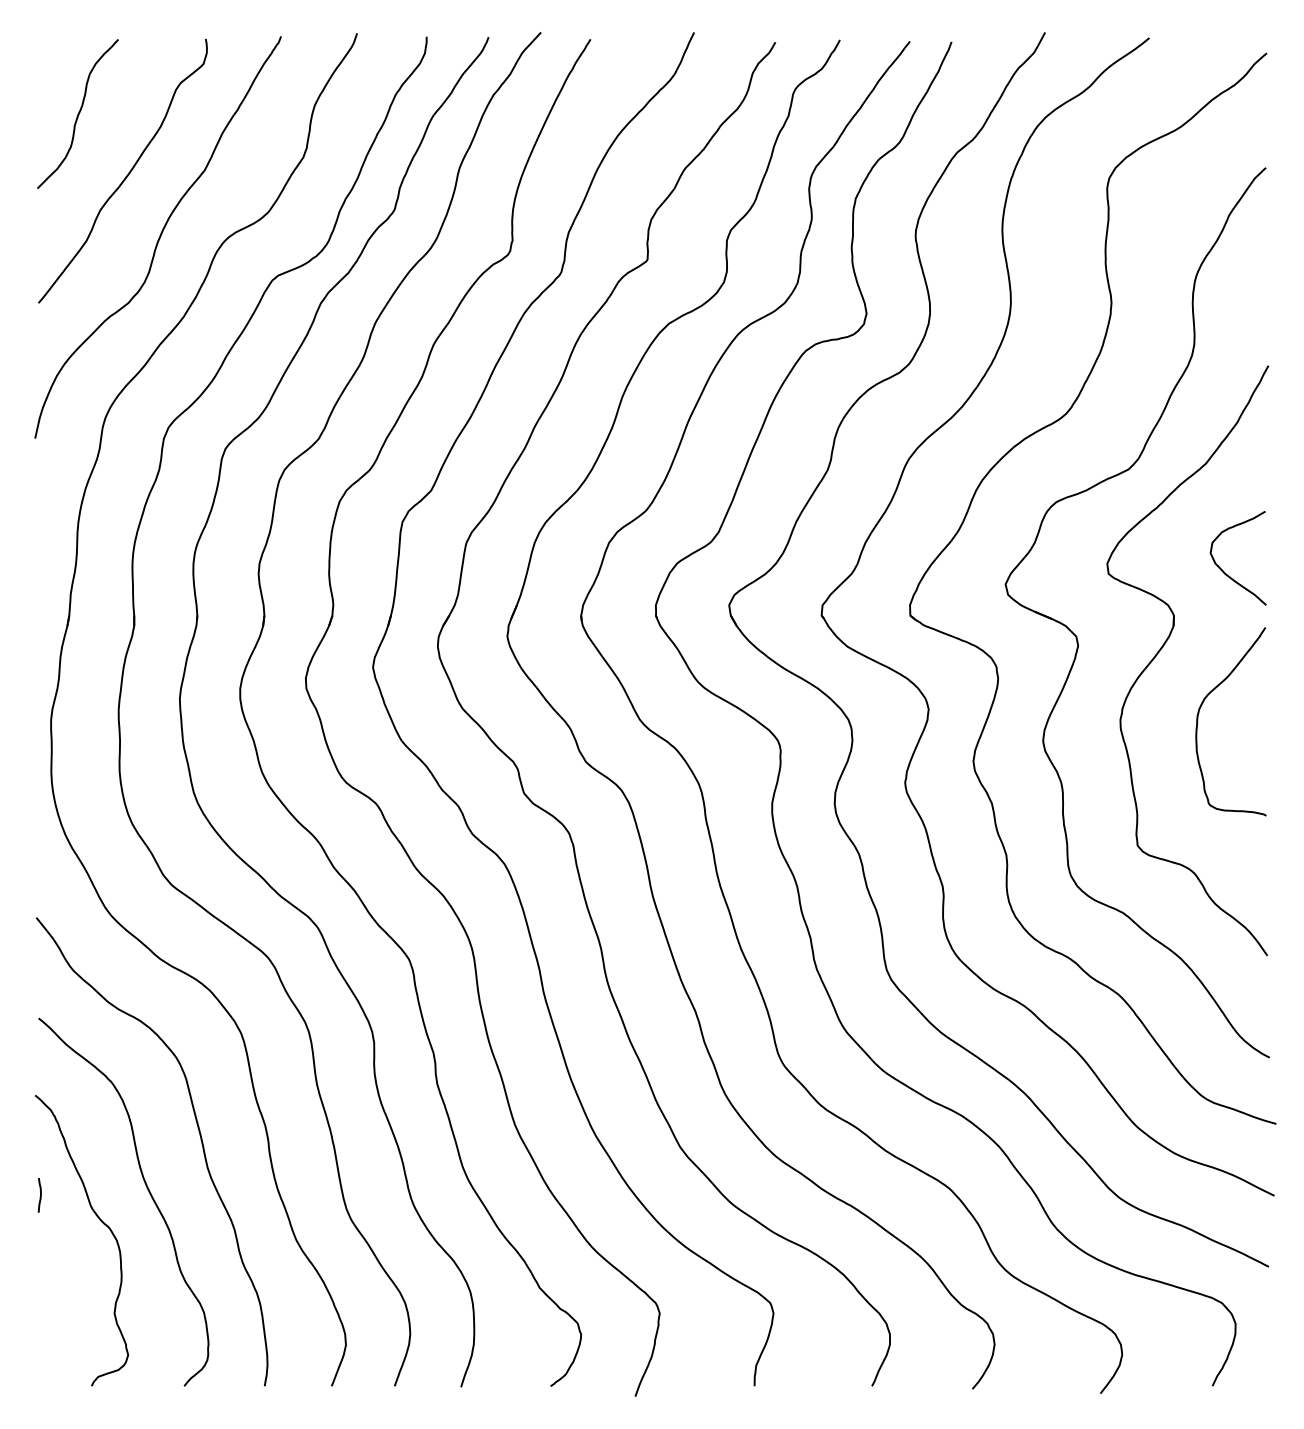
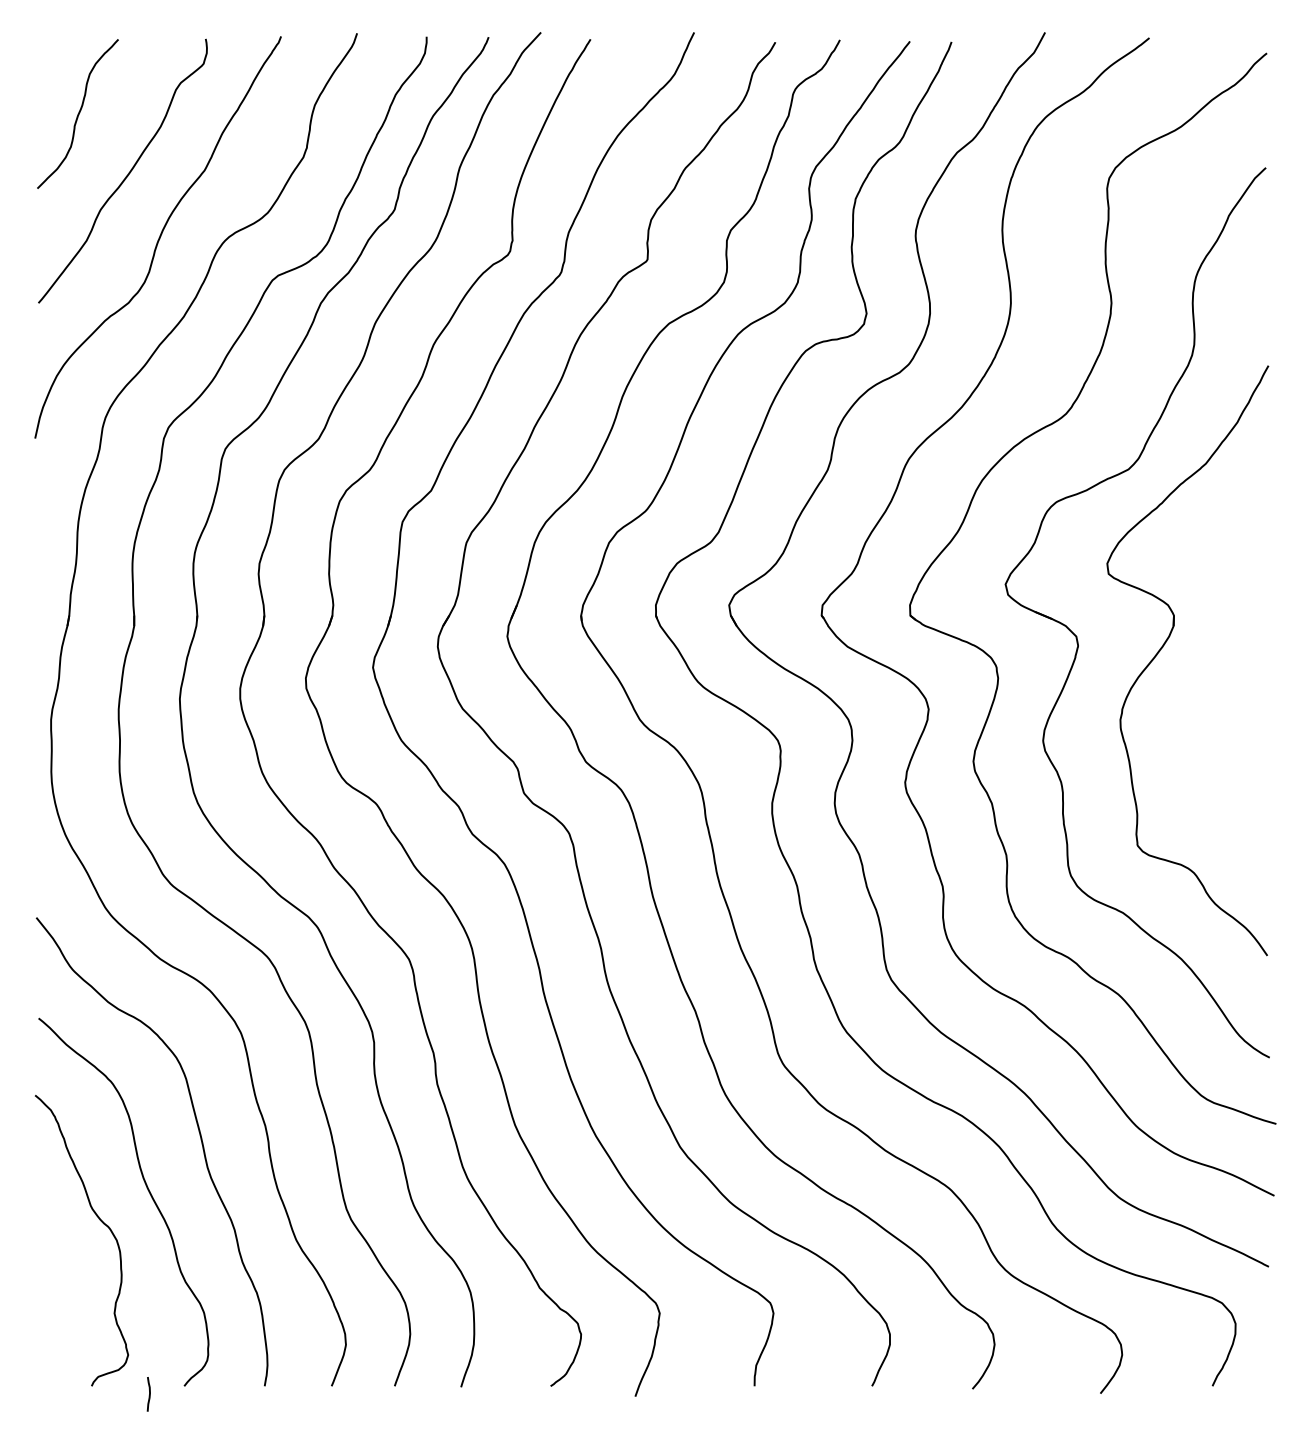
curve: present -> none (1224, 571)
curve: present -> none (1198, 721)
curve position: (40, 1195) -> (149, 1394) (149, 1394)
